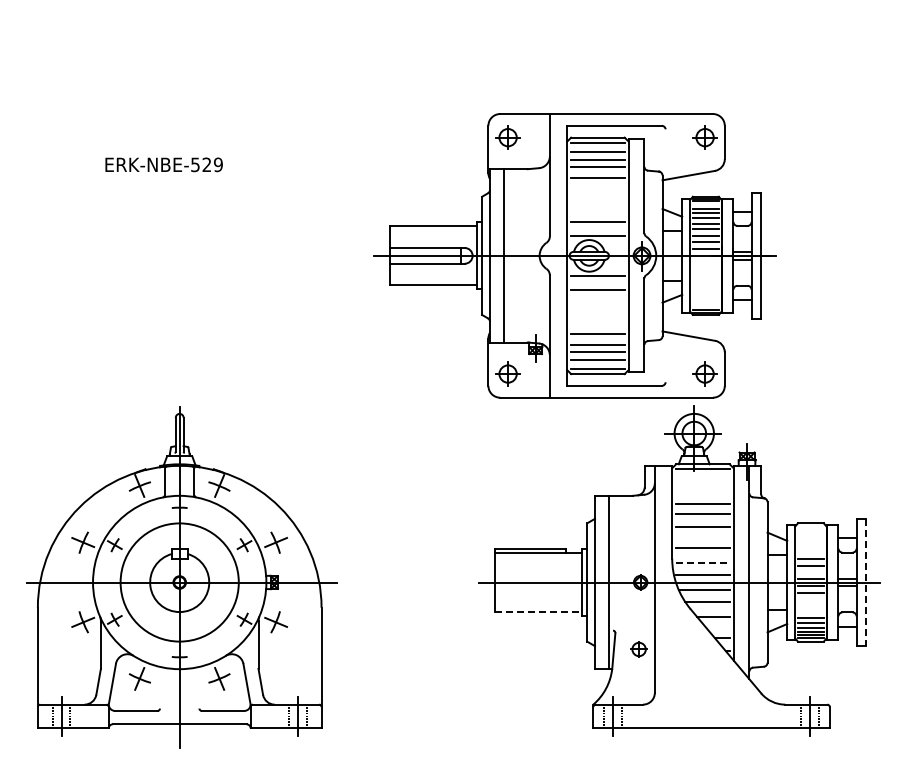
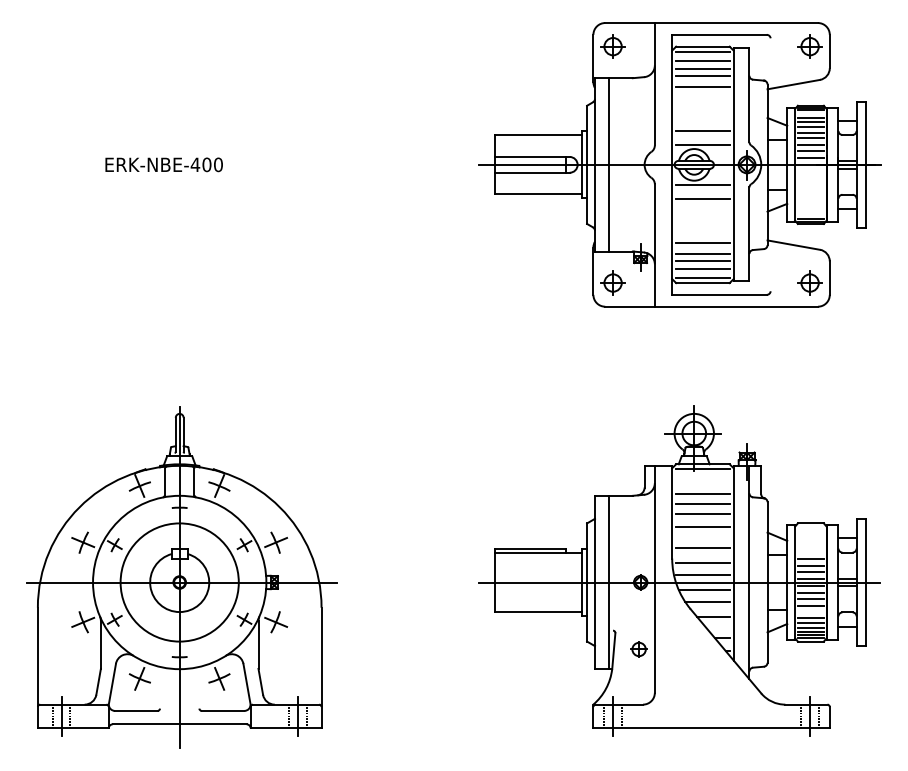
text: ERK-NBE-529 -> ERK-NBE-400 (206, 164)
part position: (574, 255) -> (679, 164) (679, 164)
line: none -> present (702, 493)
line: dashed -> solid (702, 563)
line: none -> present (810, 572)
line: dashed -> solid (866, 583)
line: none -> present (810, 598)
line: none -> present (810, 605)
line: dashed -> solid (538, 612)
